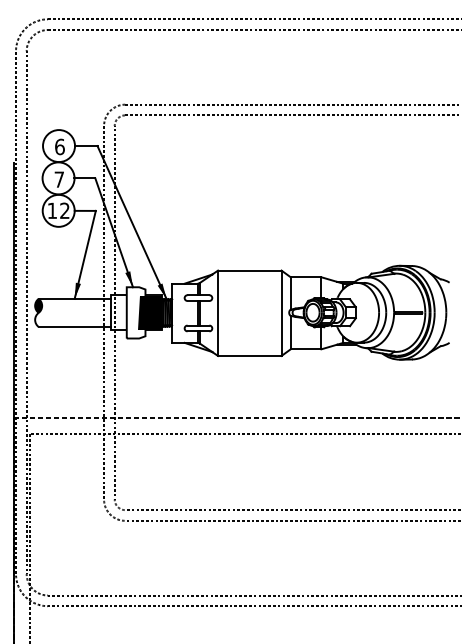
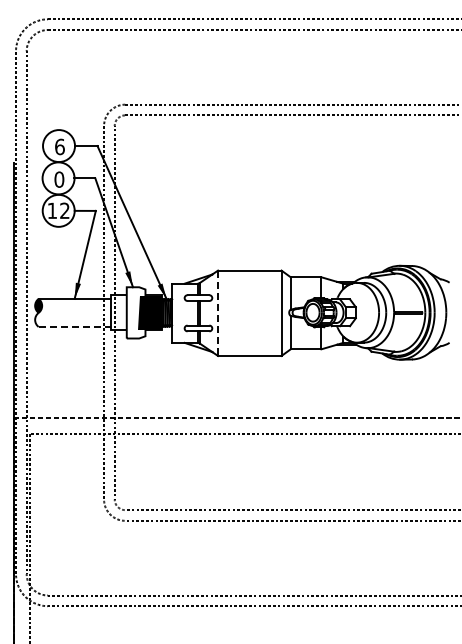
text: 7 -> 0 (59, 179)
line: solid -> dashed (218, 313)
line: solid -> dashed (75, 326)
